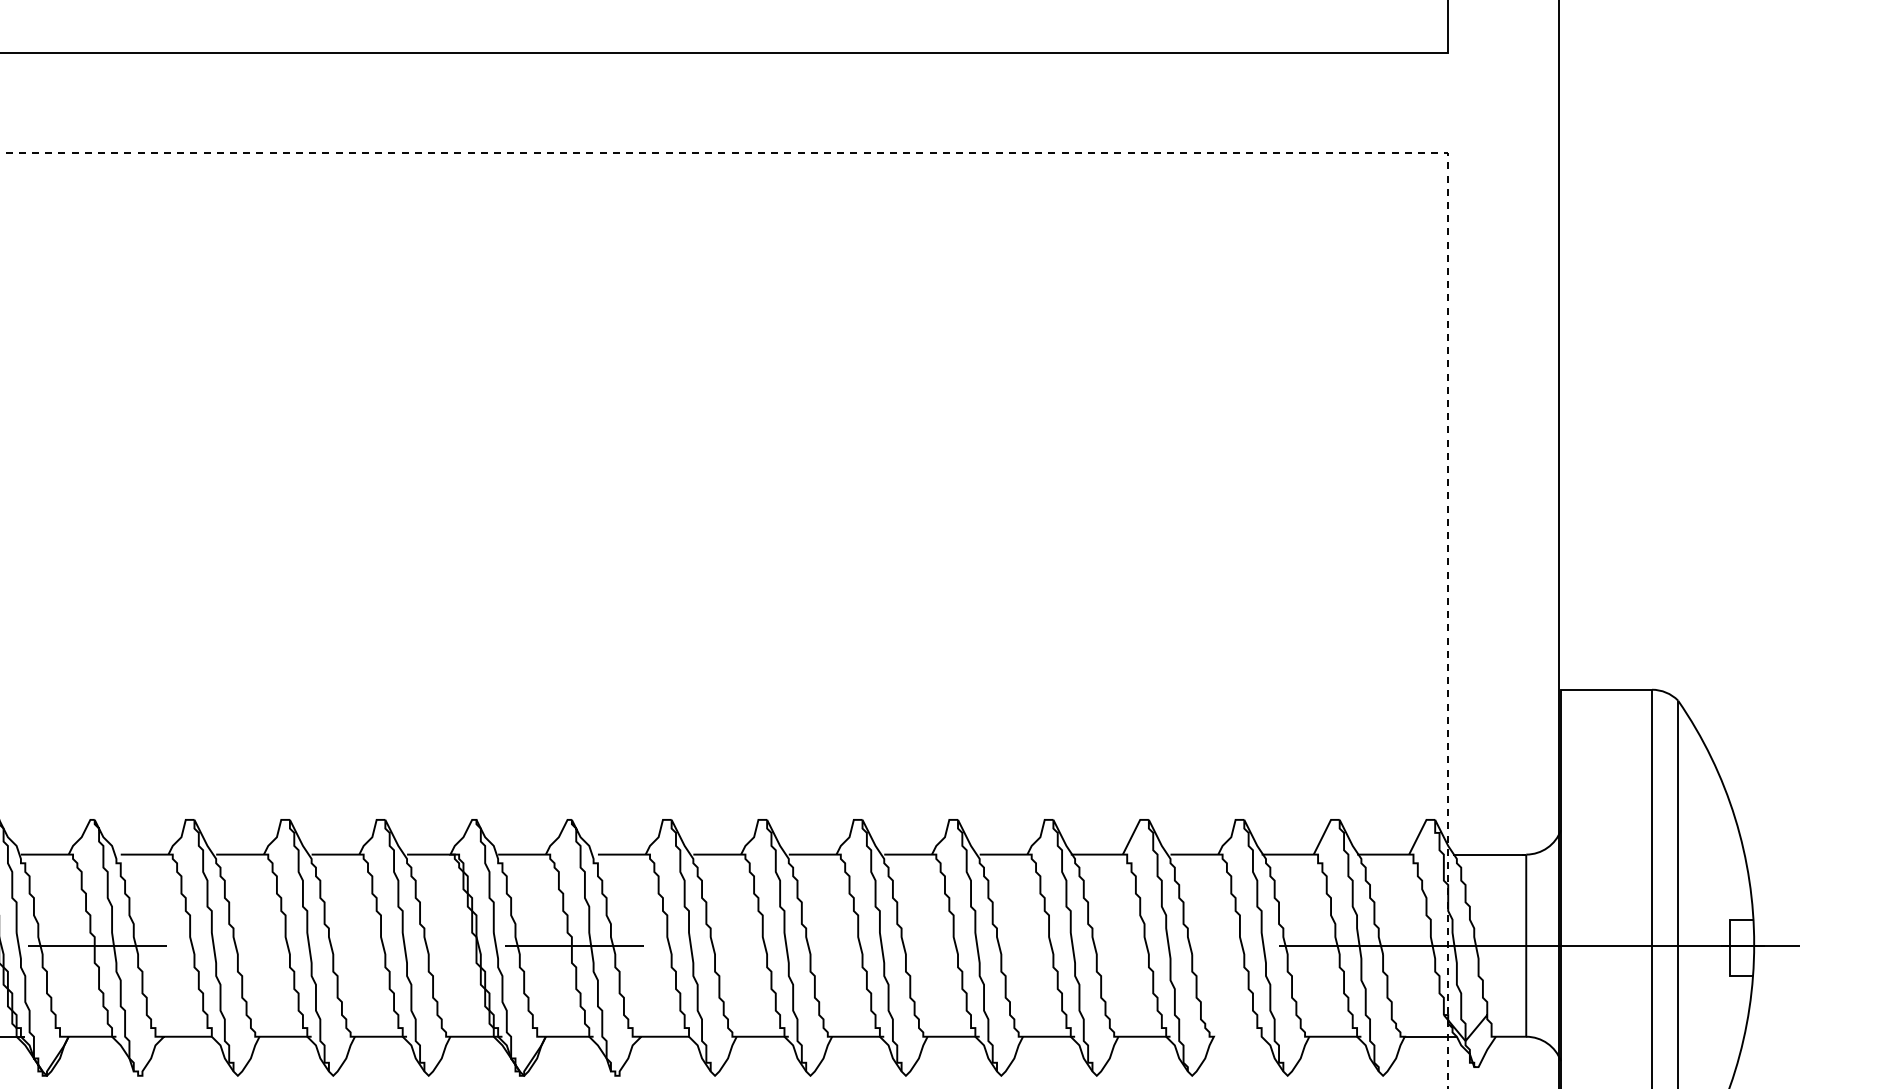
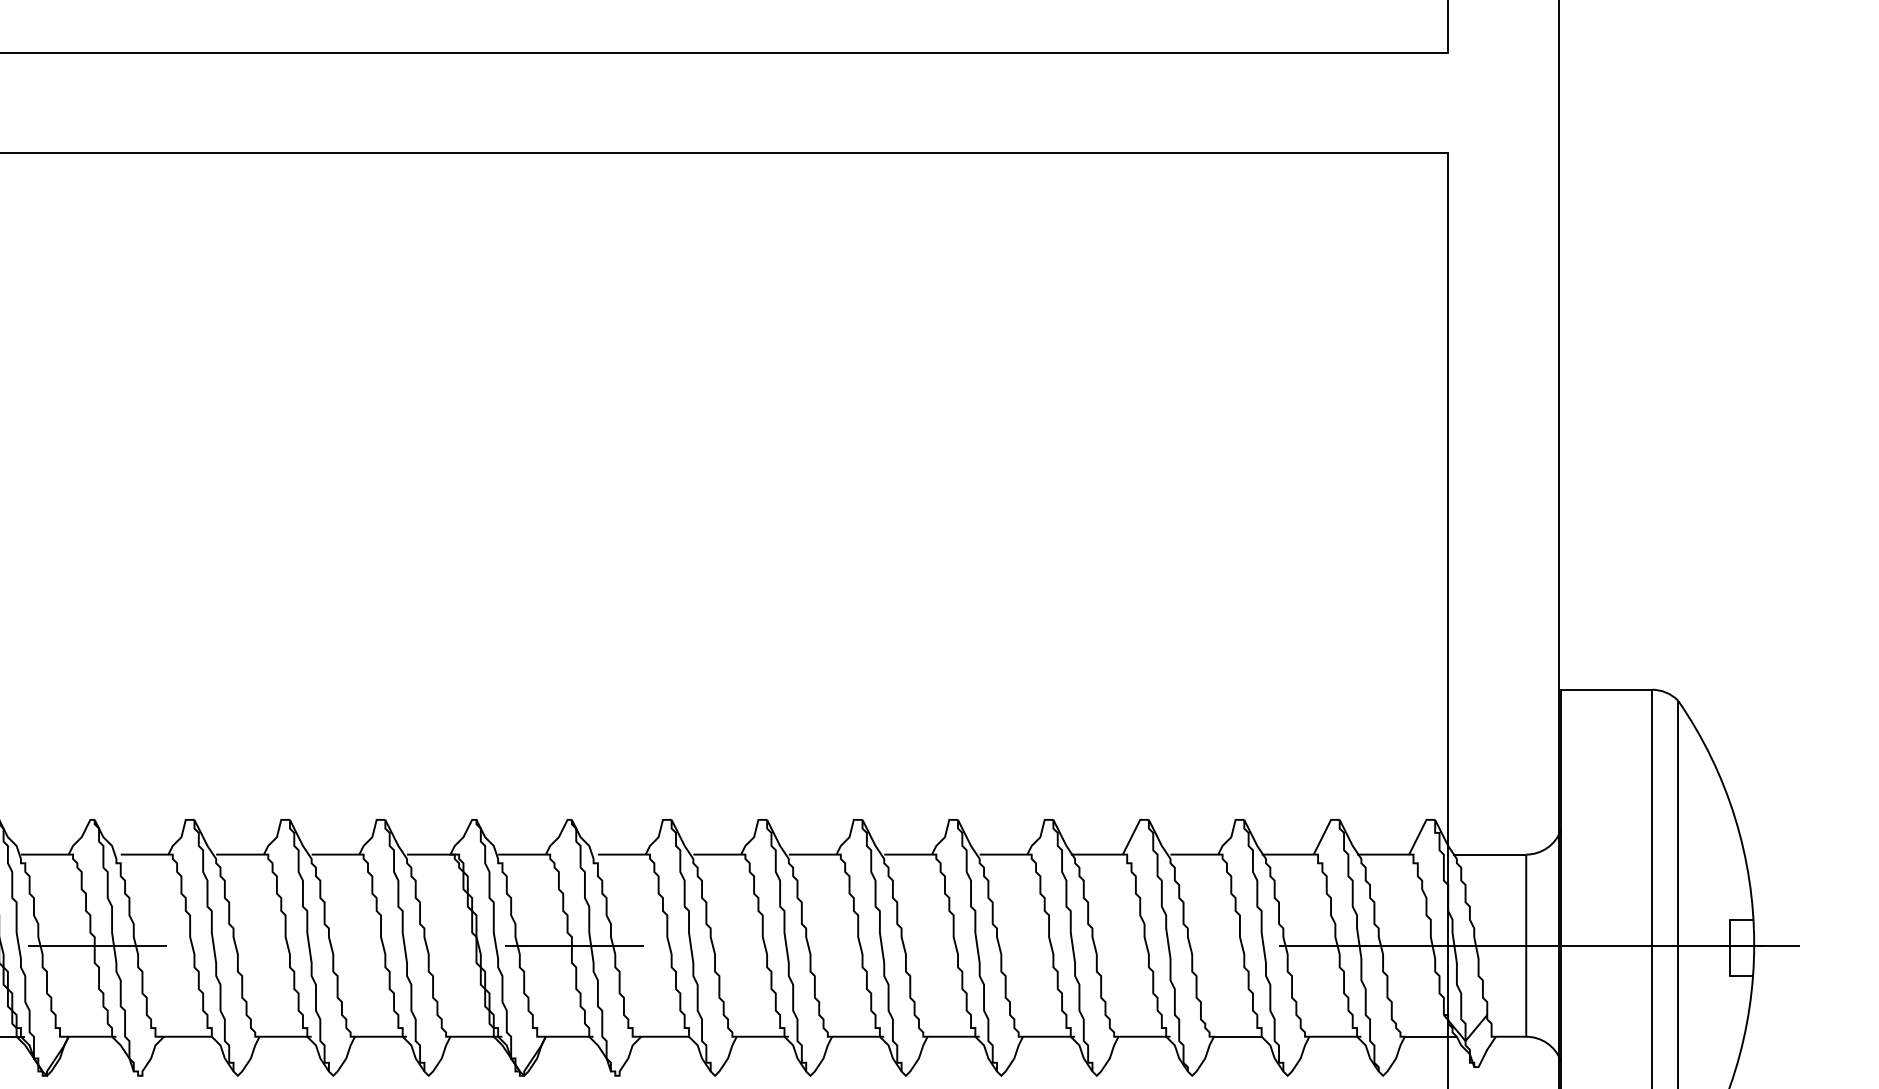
line: dashed -> solid (1192, 152)
line: none -> present (1237, 1036)
